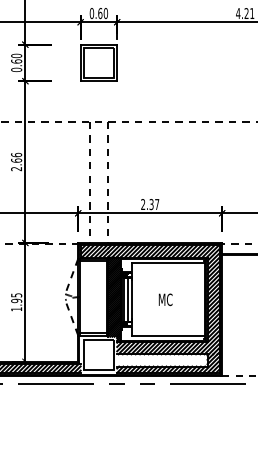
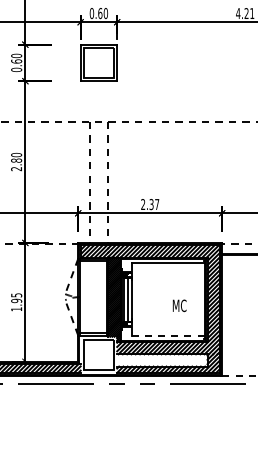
text: 2.66 -> 2.80 (16, 157)
text position: (165, 299) -> (179, 305) (179, 305)
line: solid -> dashed (168, 336)
